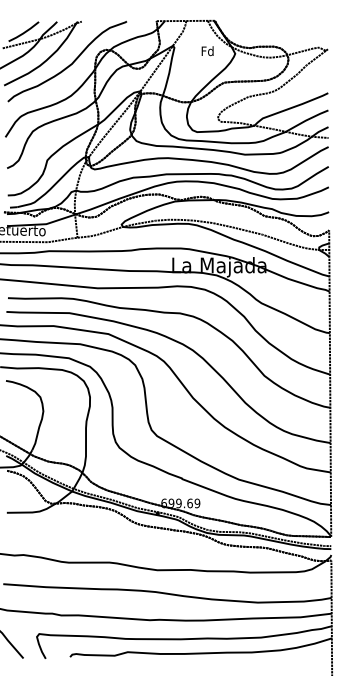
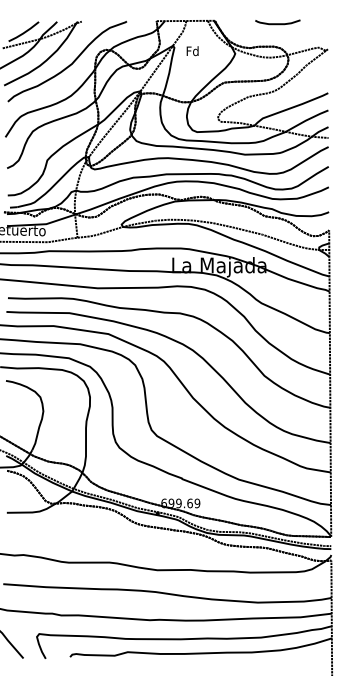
curve: none -> present (277, 23)
text position: (207, 51) -> (192, 51) (192, 51)
